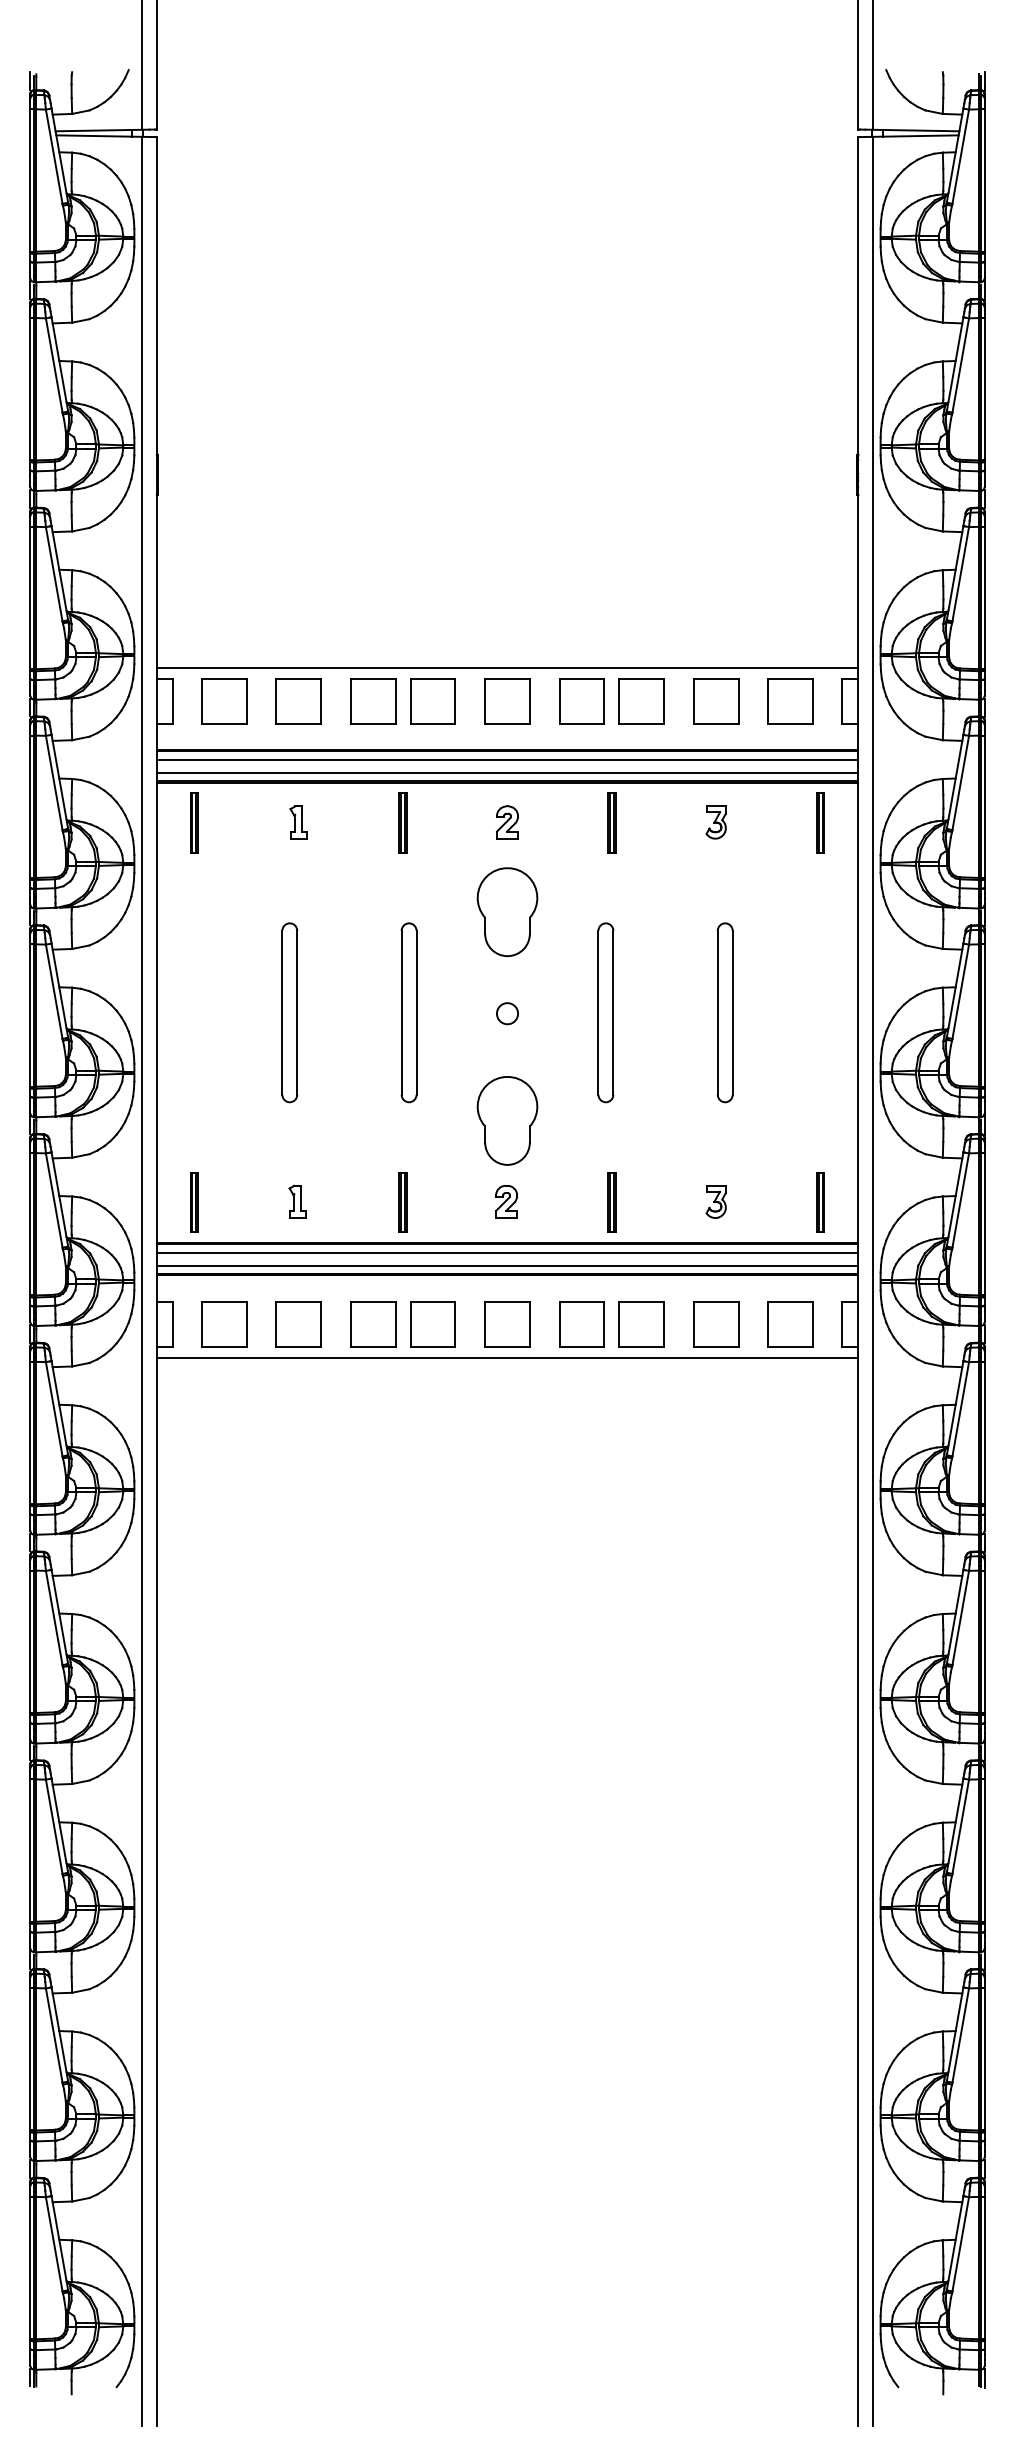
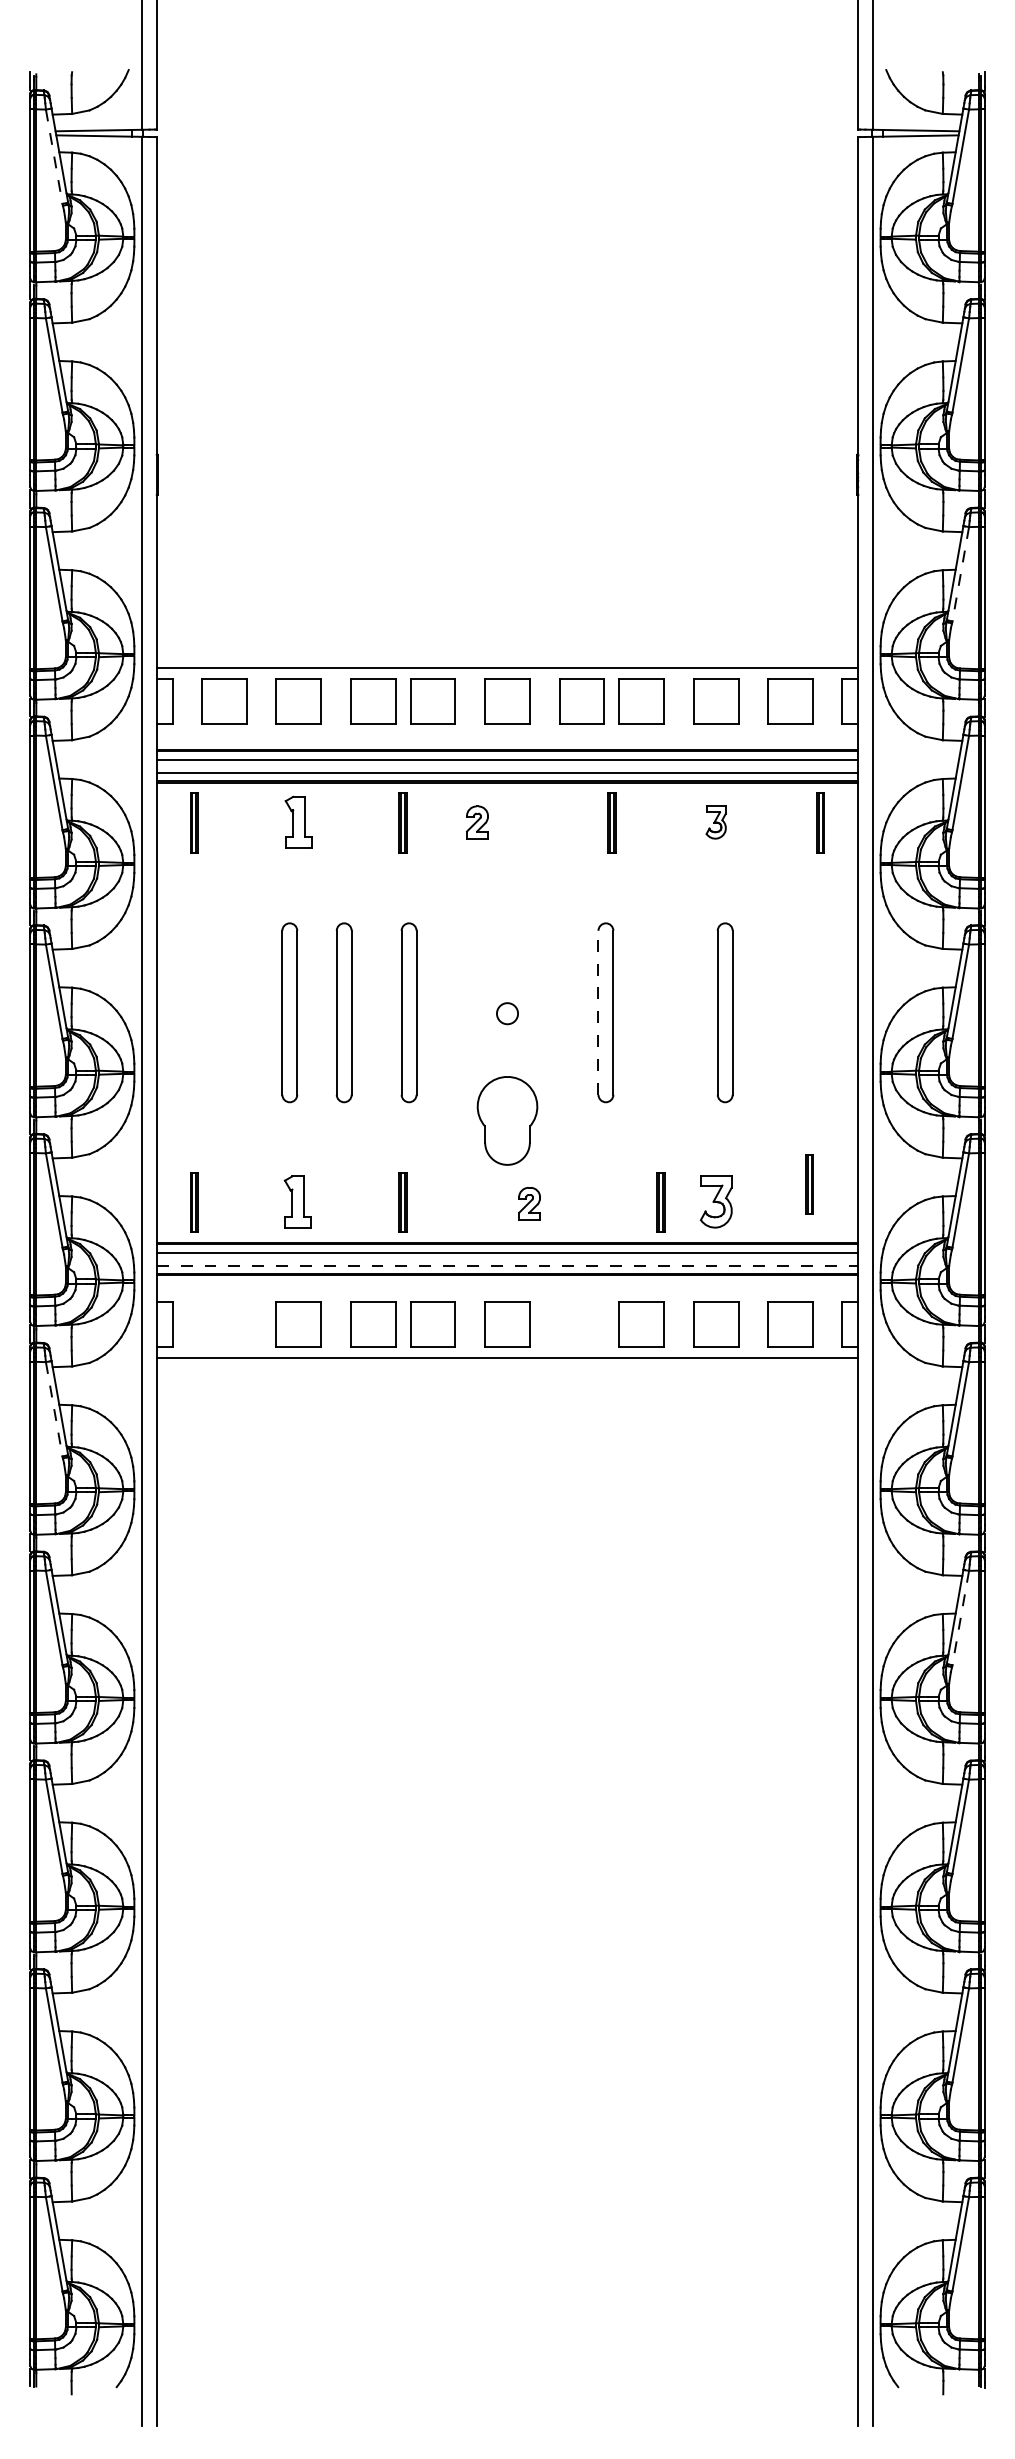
line: solid -> dashed (54, 156)
line: solid -> dashed (960, 574)
part size: 19x35 px -> 29x54 px (298, 821)
part position: (507, 822) -> (477, 822) (477, 822)
part: present -> none (507, 911)
part: none -> present (343, 1012)
line: solid -> dashed (598, 1012)
part size: 19x35 px -> 29x54 px (297, 1201)
part position: (506, 1201) -> (529, 1203) (529, 1203)
part size: 22x34 px -> 34x54 px (715, 1201)
part position: (611, 1202) -> (660, 1202) (660, 1202)
part position: (820, 1202) -> (809, 1184) (809, 1184)
line: solid -> dashed (507, 1266)
part: present -> none (224, 1324)
part: present -> none (581, 1324)
line: solid -> dashed (54, 1409)
line: solid -> dashed (960, 1618)
